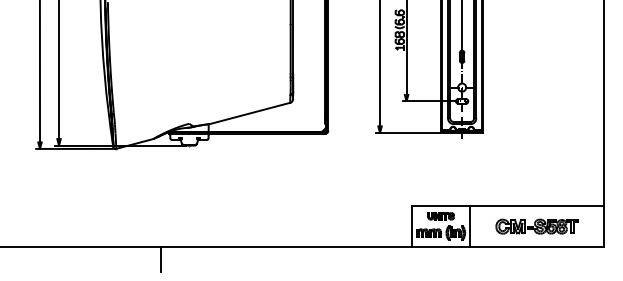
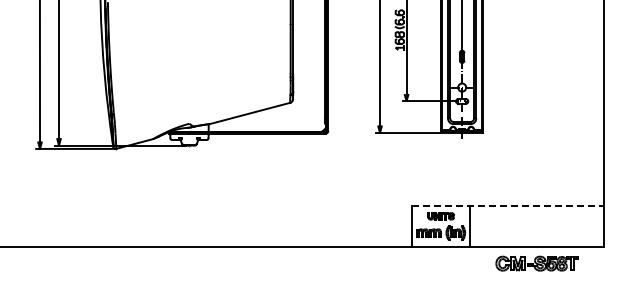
line: solid -> dashed (508, 205)
part position: (536, 226) -> (536, 263) (536, 263)
line: present -> none (161, 259)
